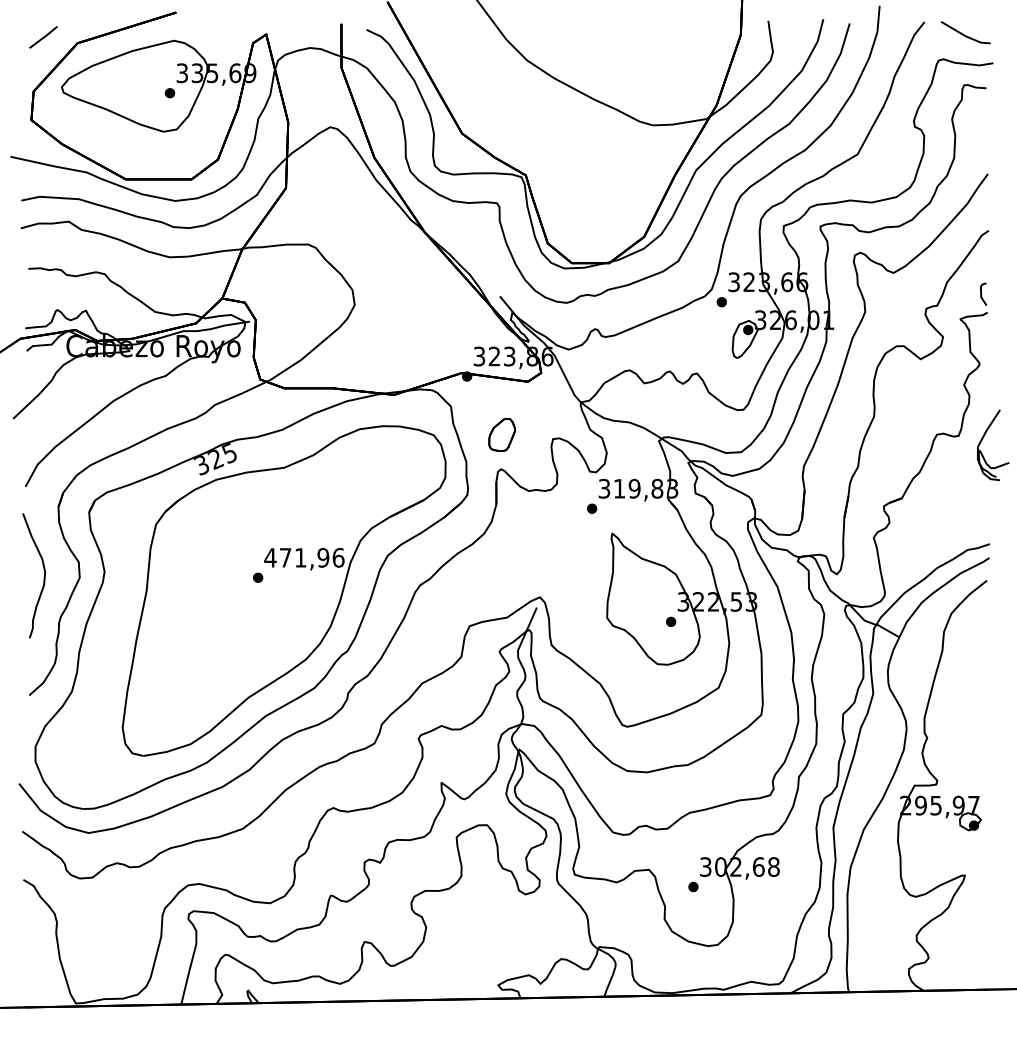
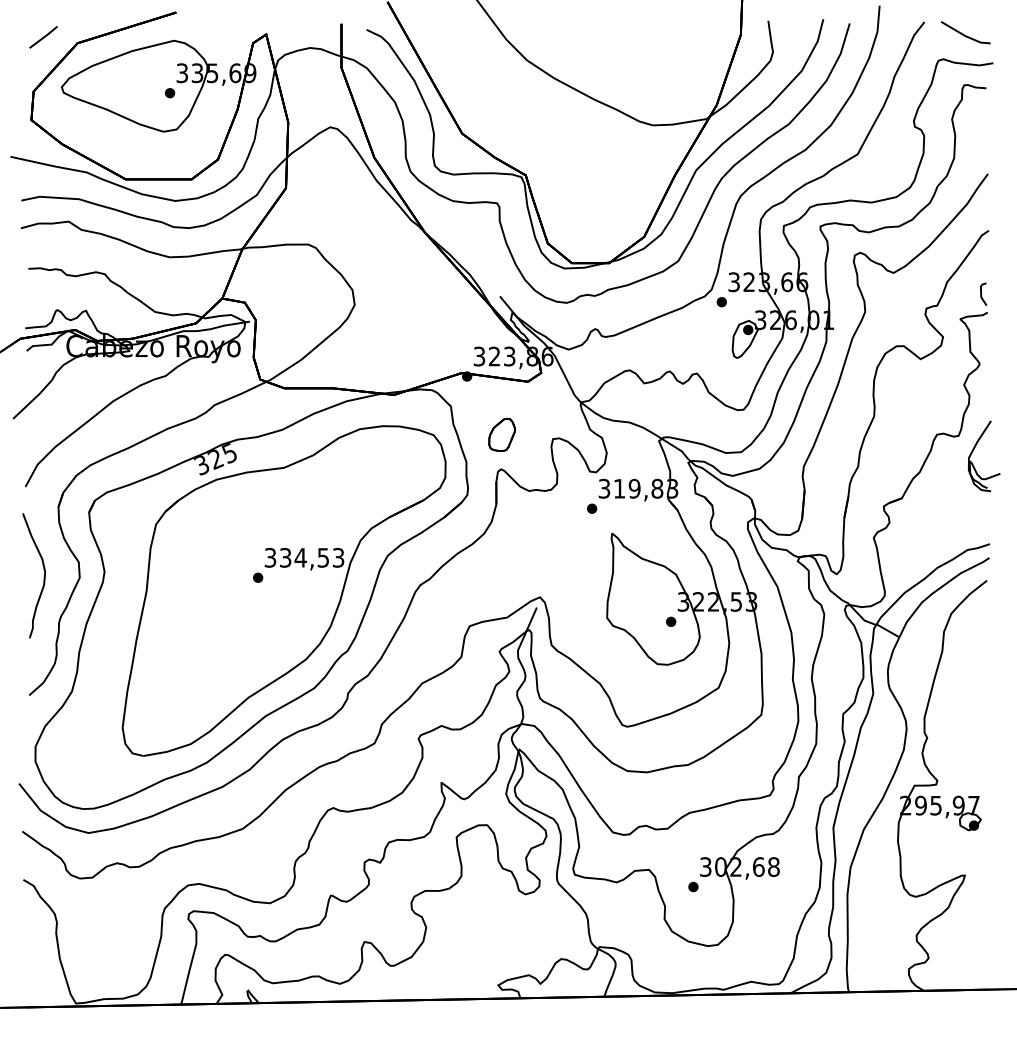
part position: (982, 440) -> (973, 451) (973, 451)
text: 471,96 -> 334,53 (304, 557)
